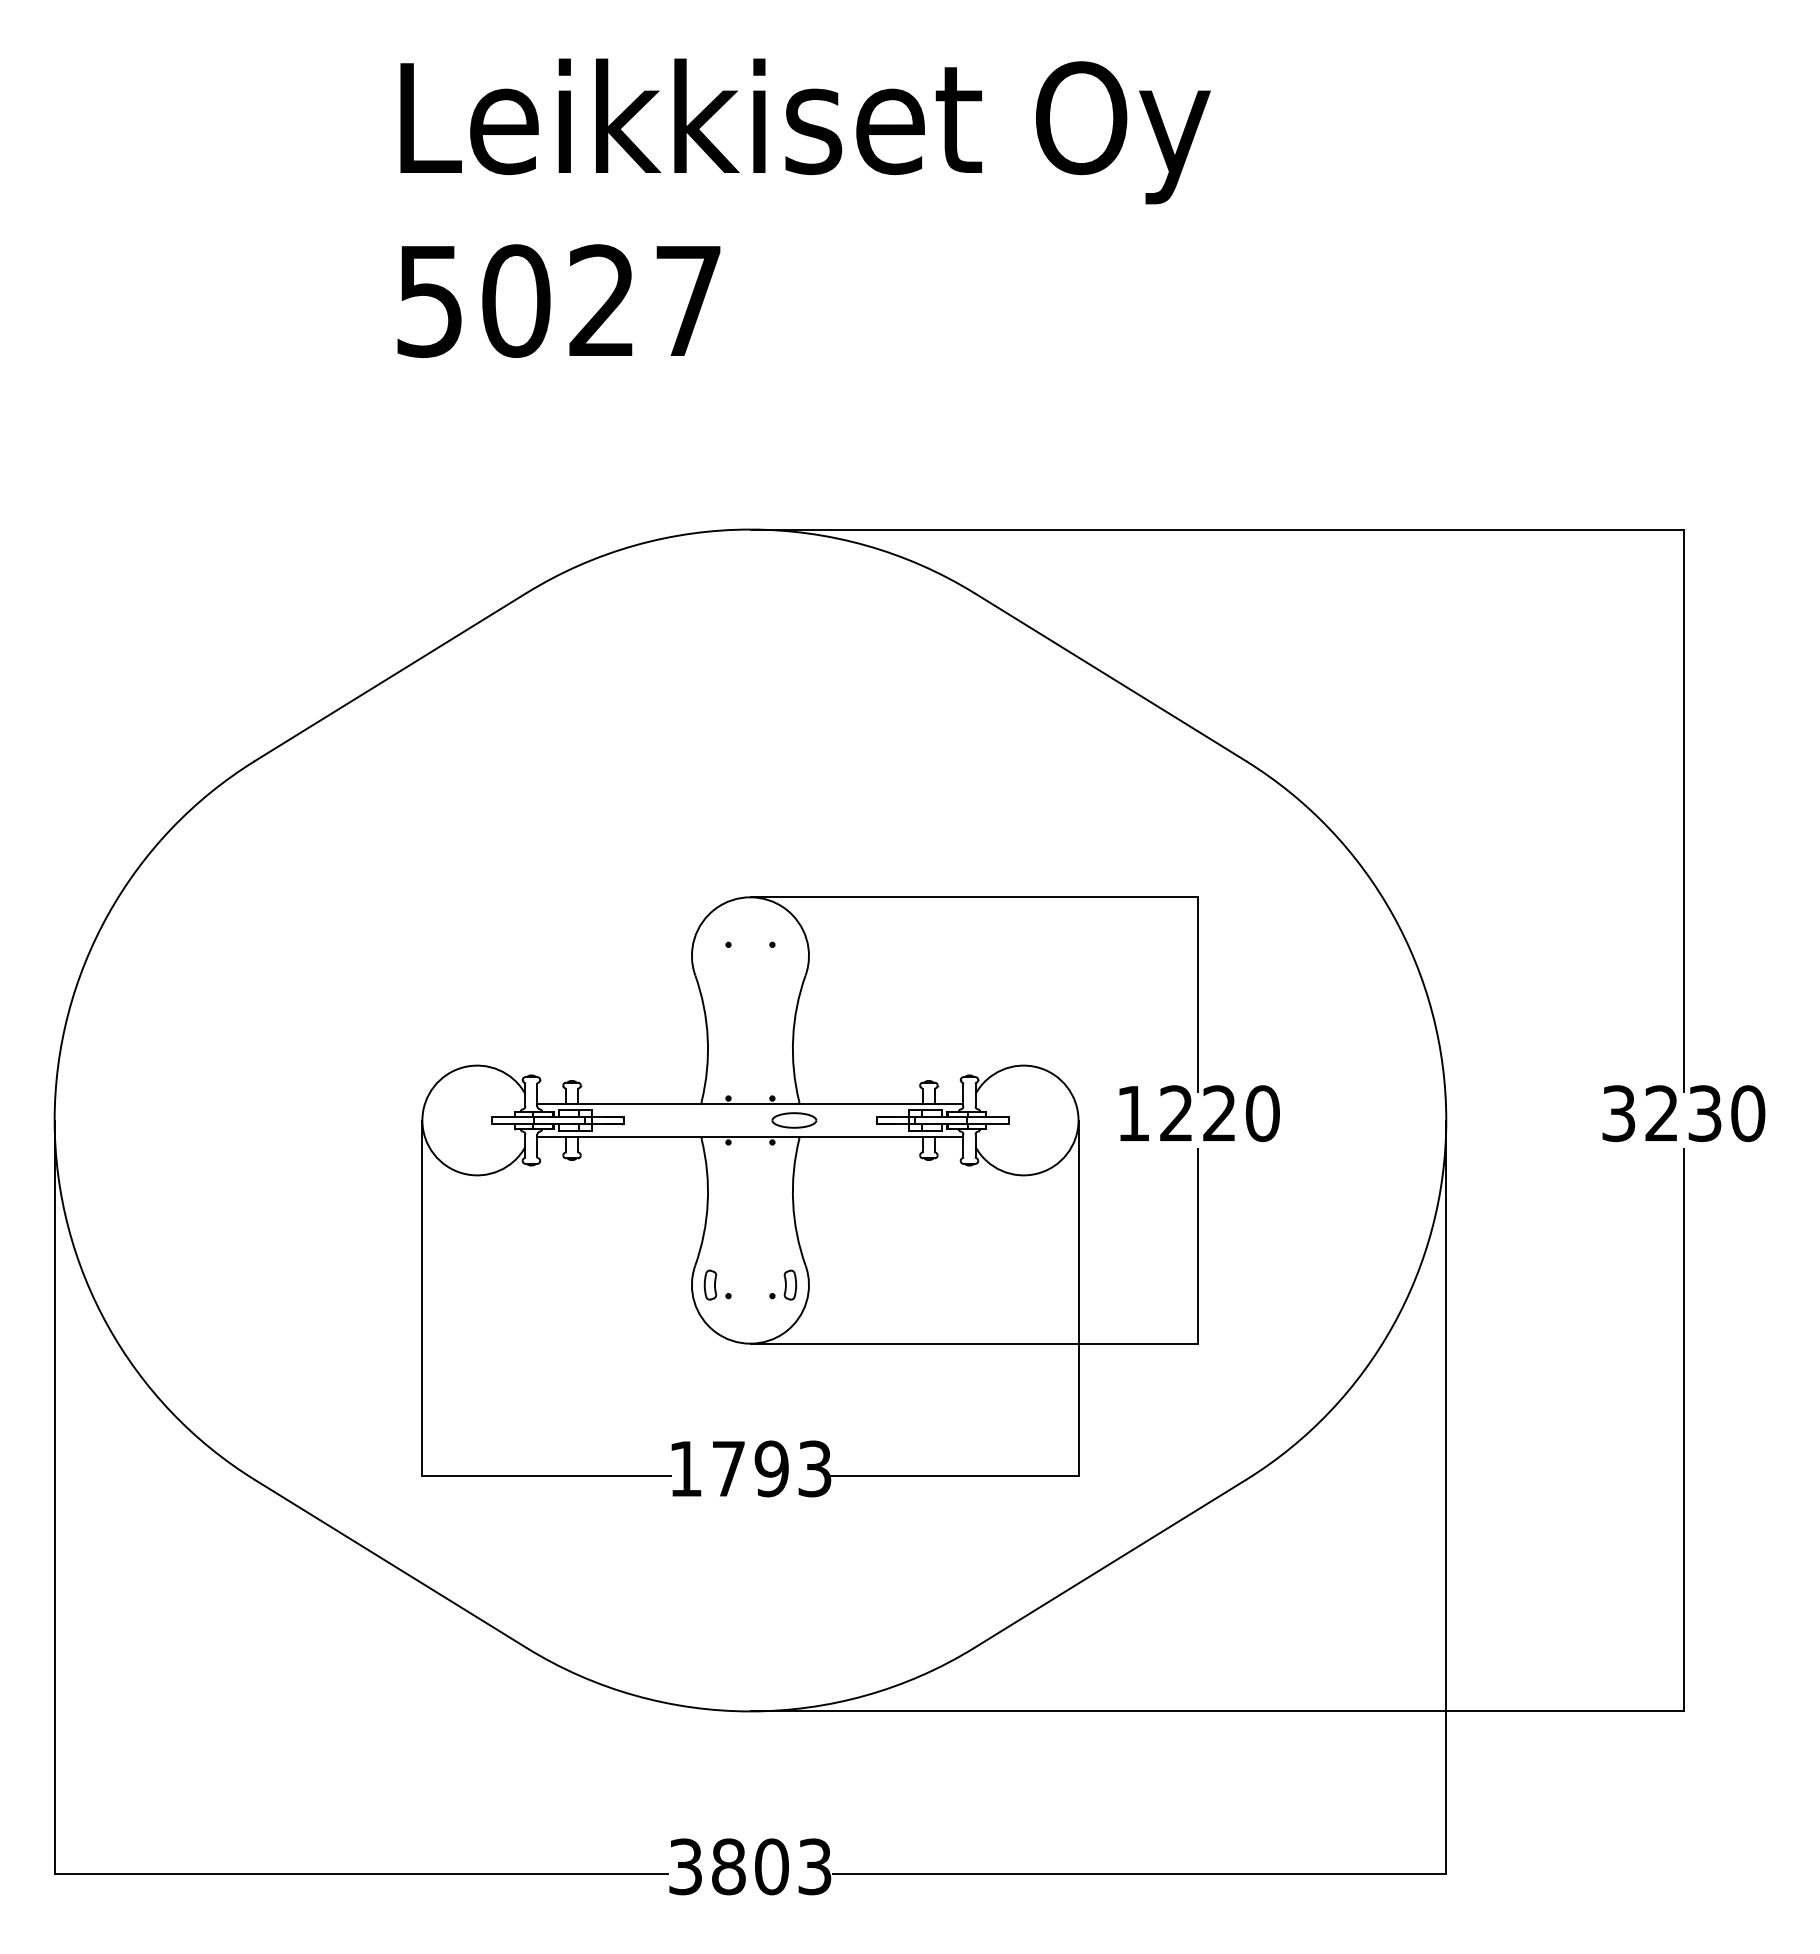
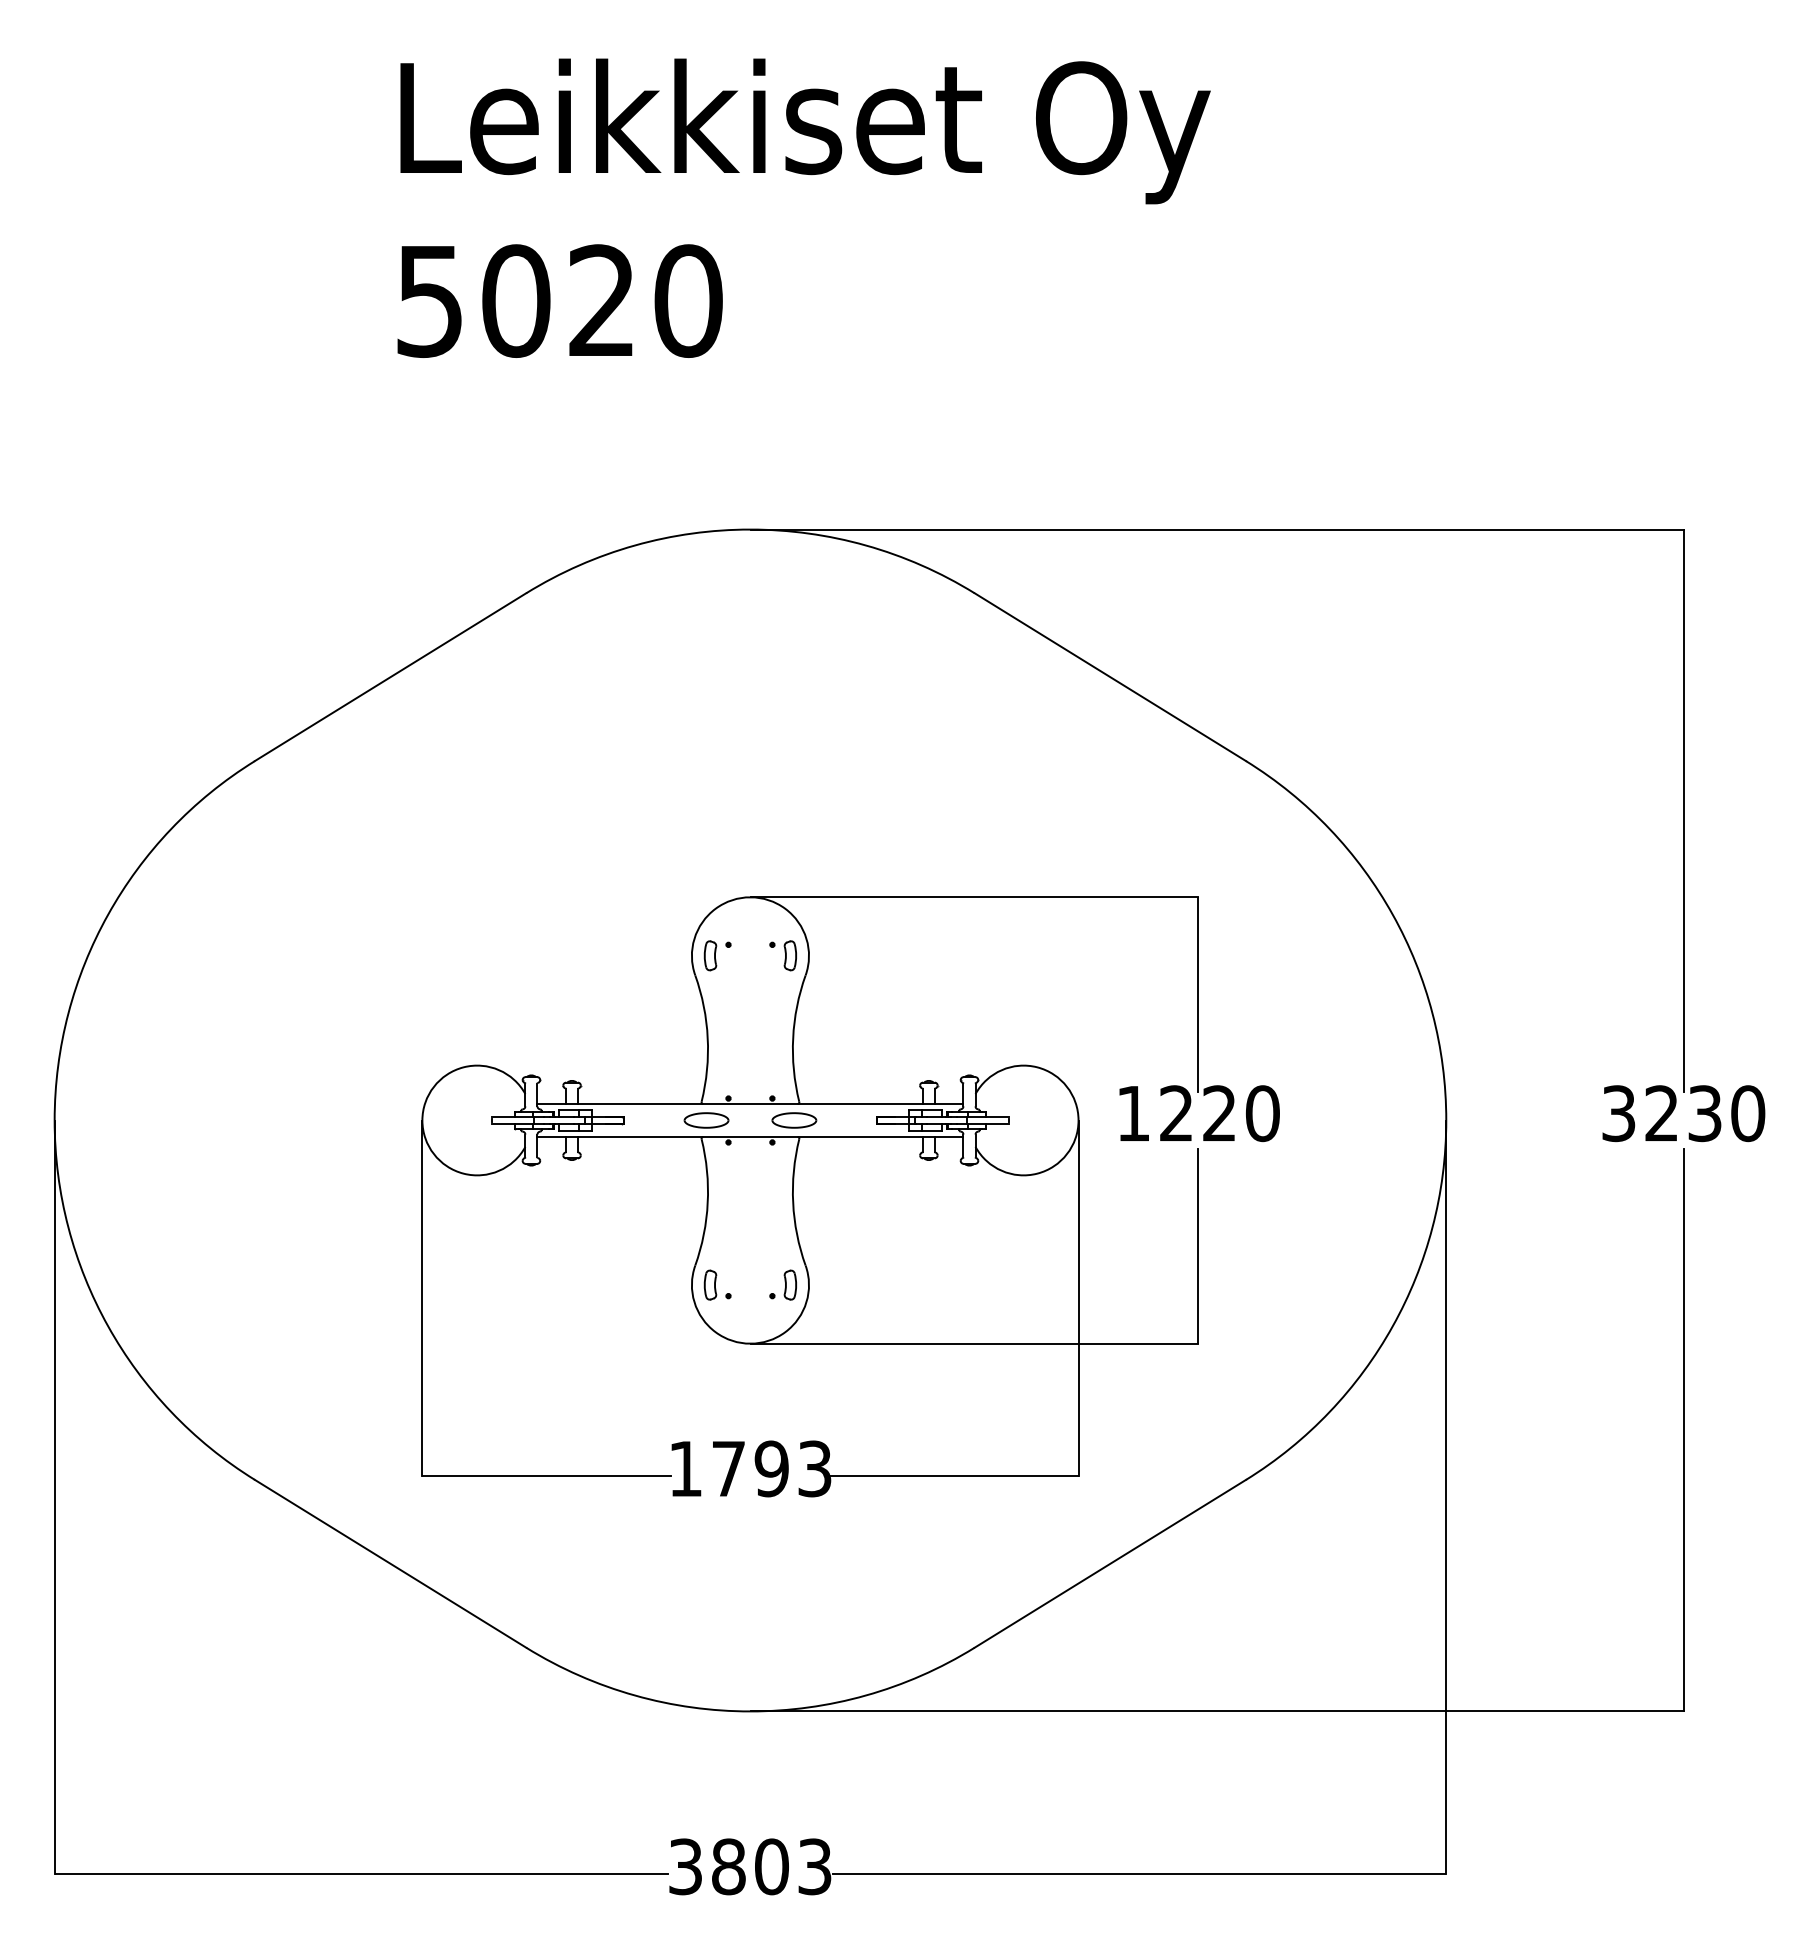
text: 5027 -> 5020 (688, 300)
part: none -> present (710, 955)
part: none -> present (789, 955)
part: none -> present (706, 1120)
